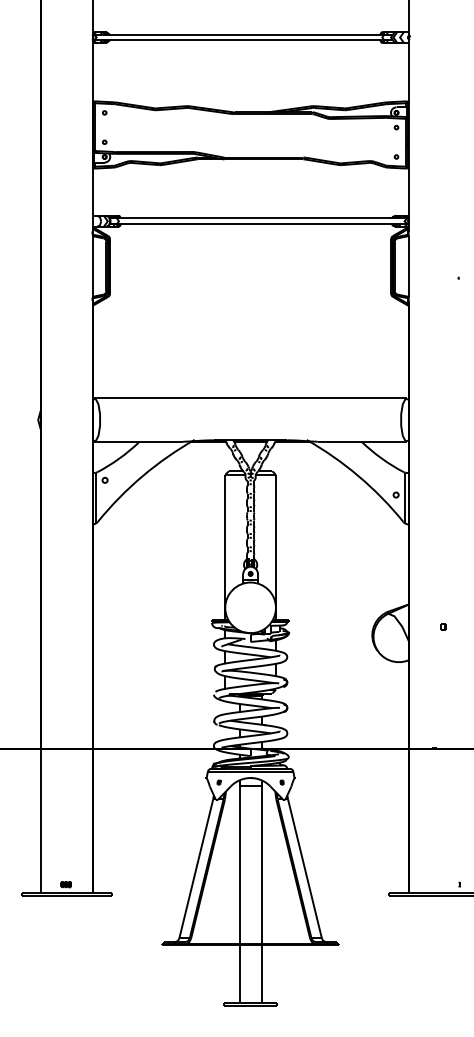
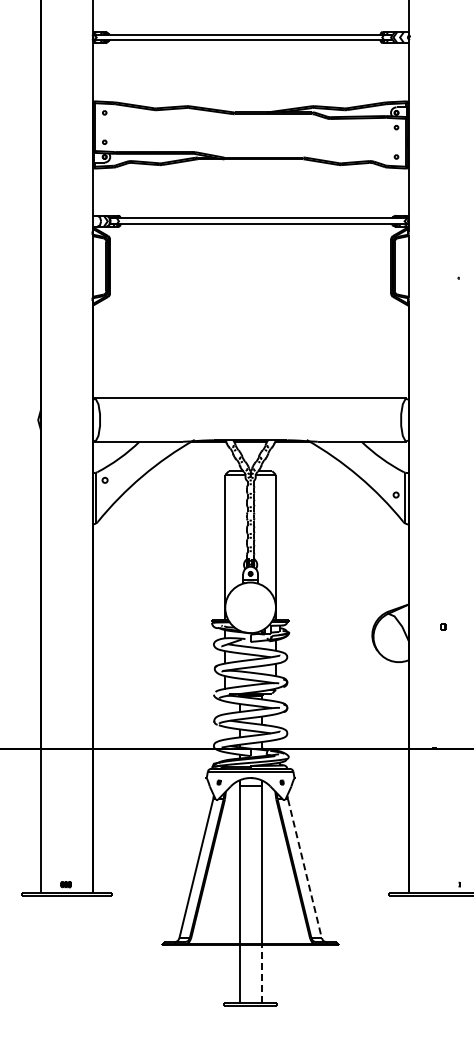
line: solid -> dashed (304, 868)
line: solid -> dashed (261, 974)
